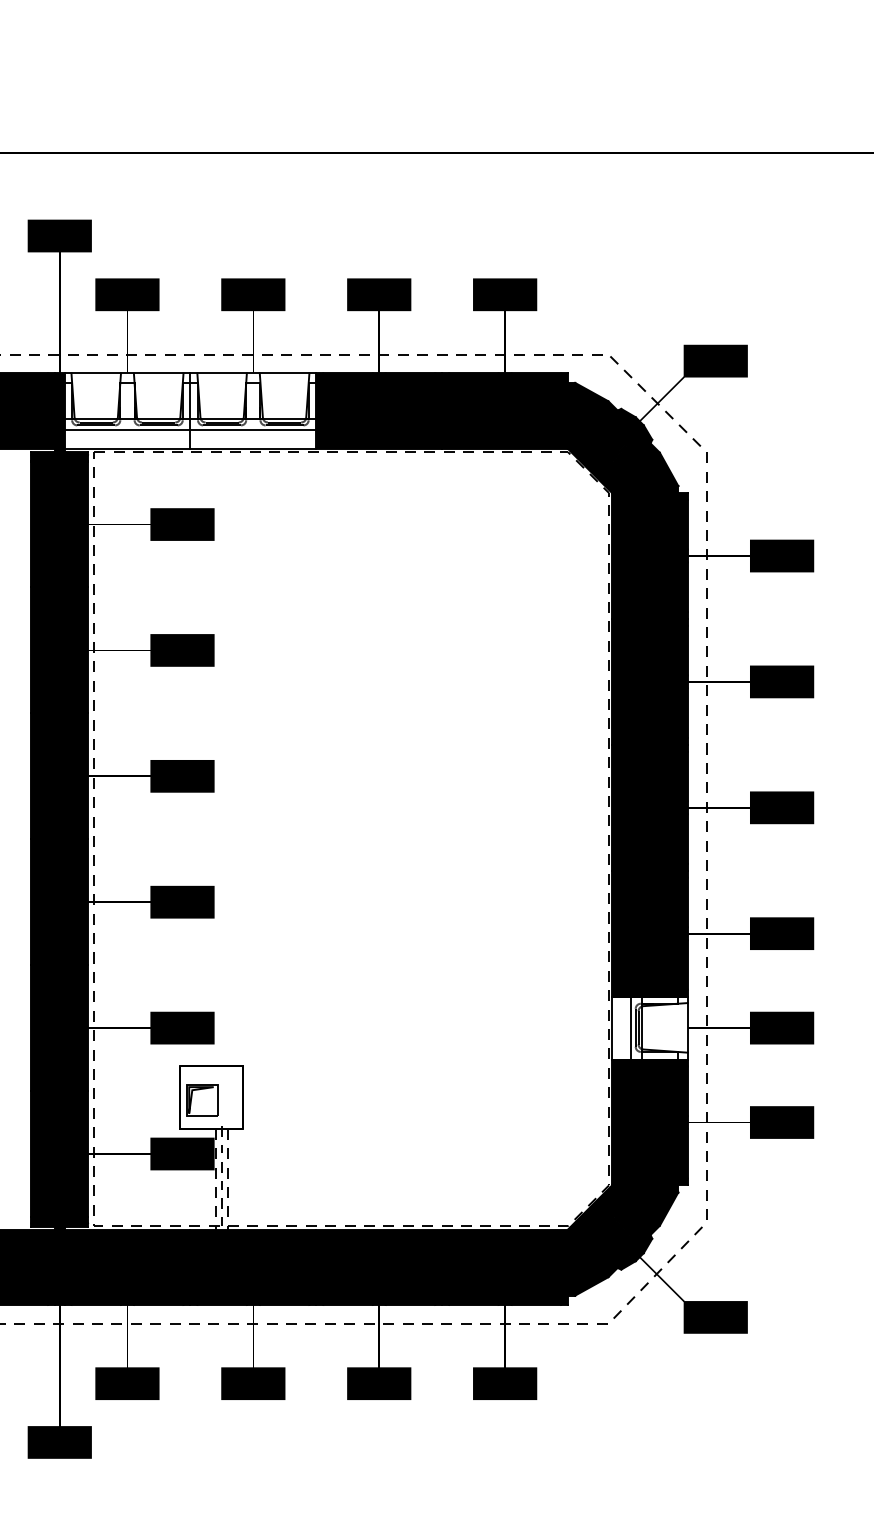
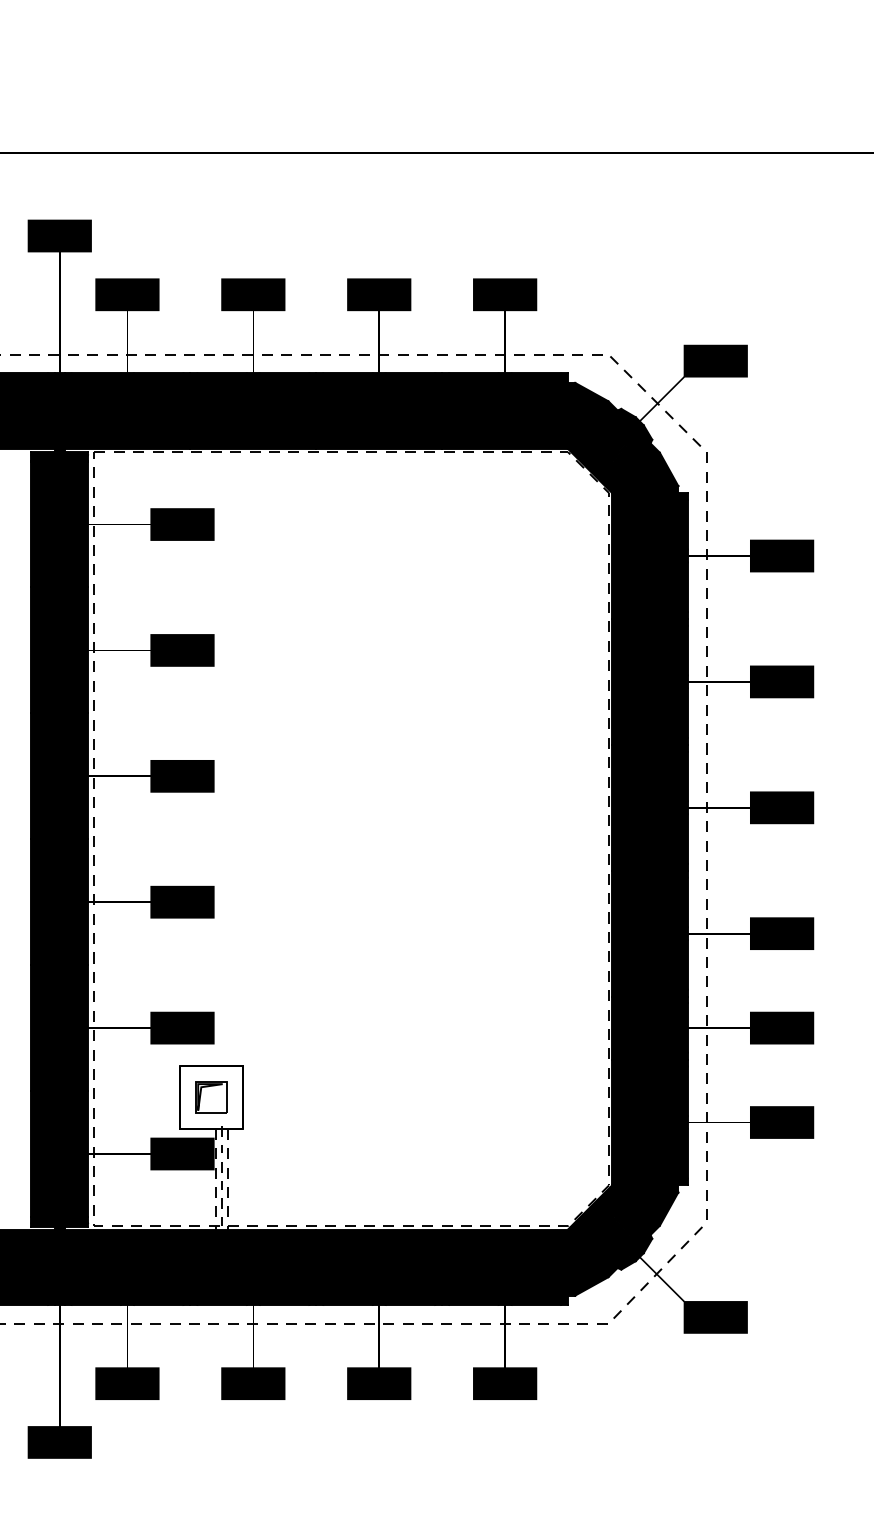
fill: none -> present (190, 410)
fill: none -> present (649, 1027)
part position: (202, 1100) -> (211, 1097) (211, 1097)
